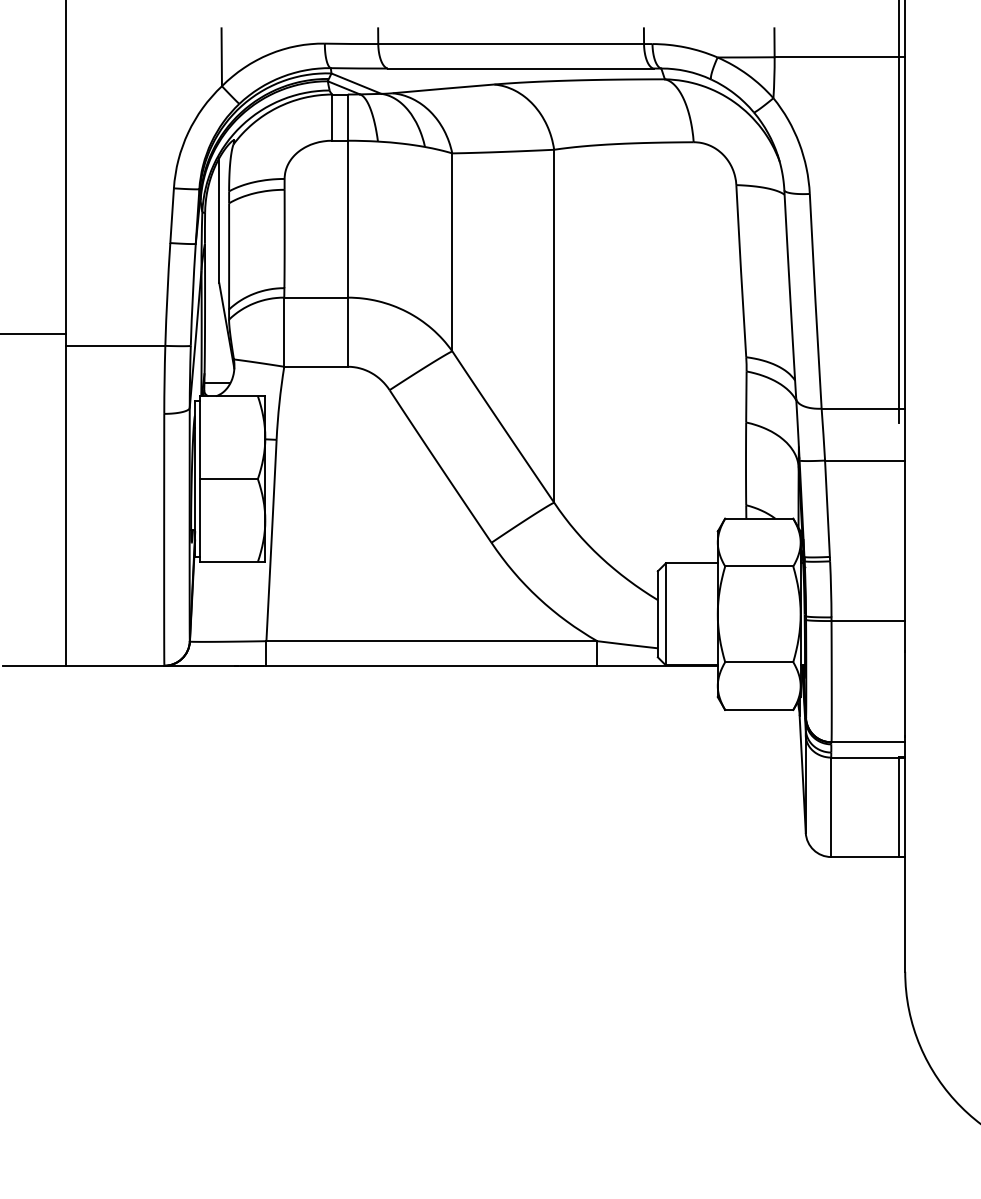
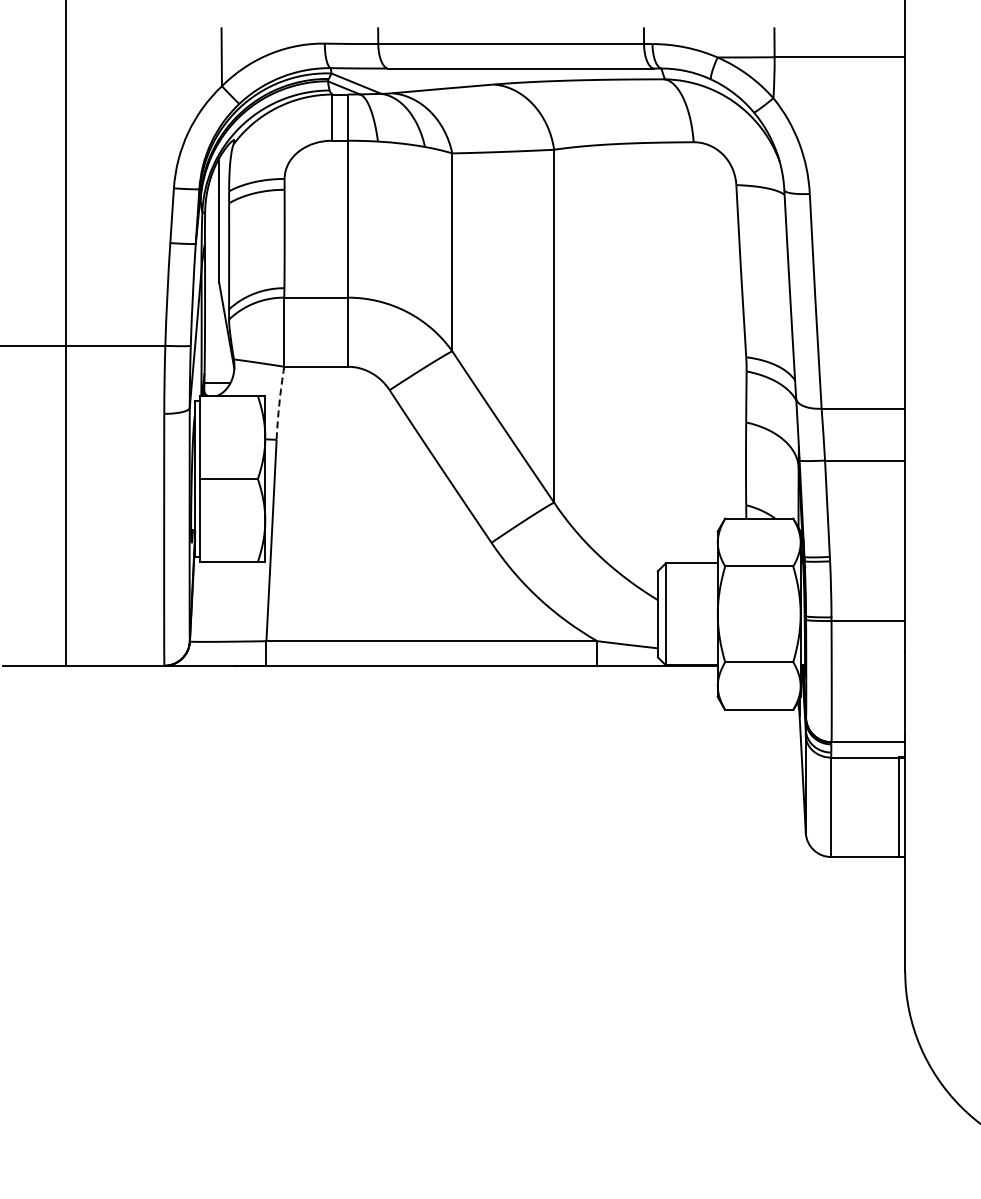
line: present -> none (898, 212)
line position: (34, 334) -> (34, 346) (34, 346)
arc: solid -> dashed (279, 403)
